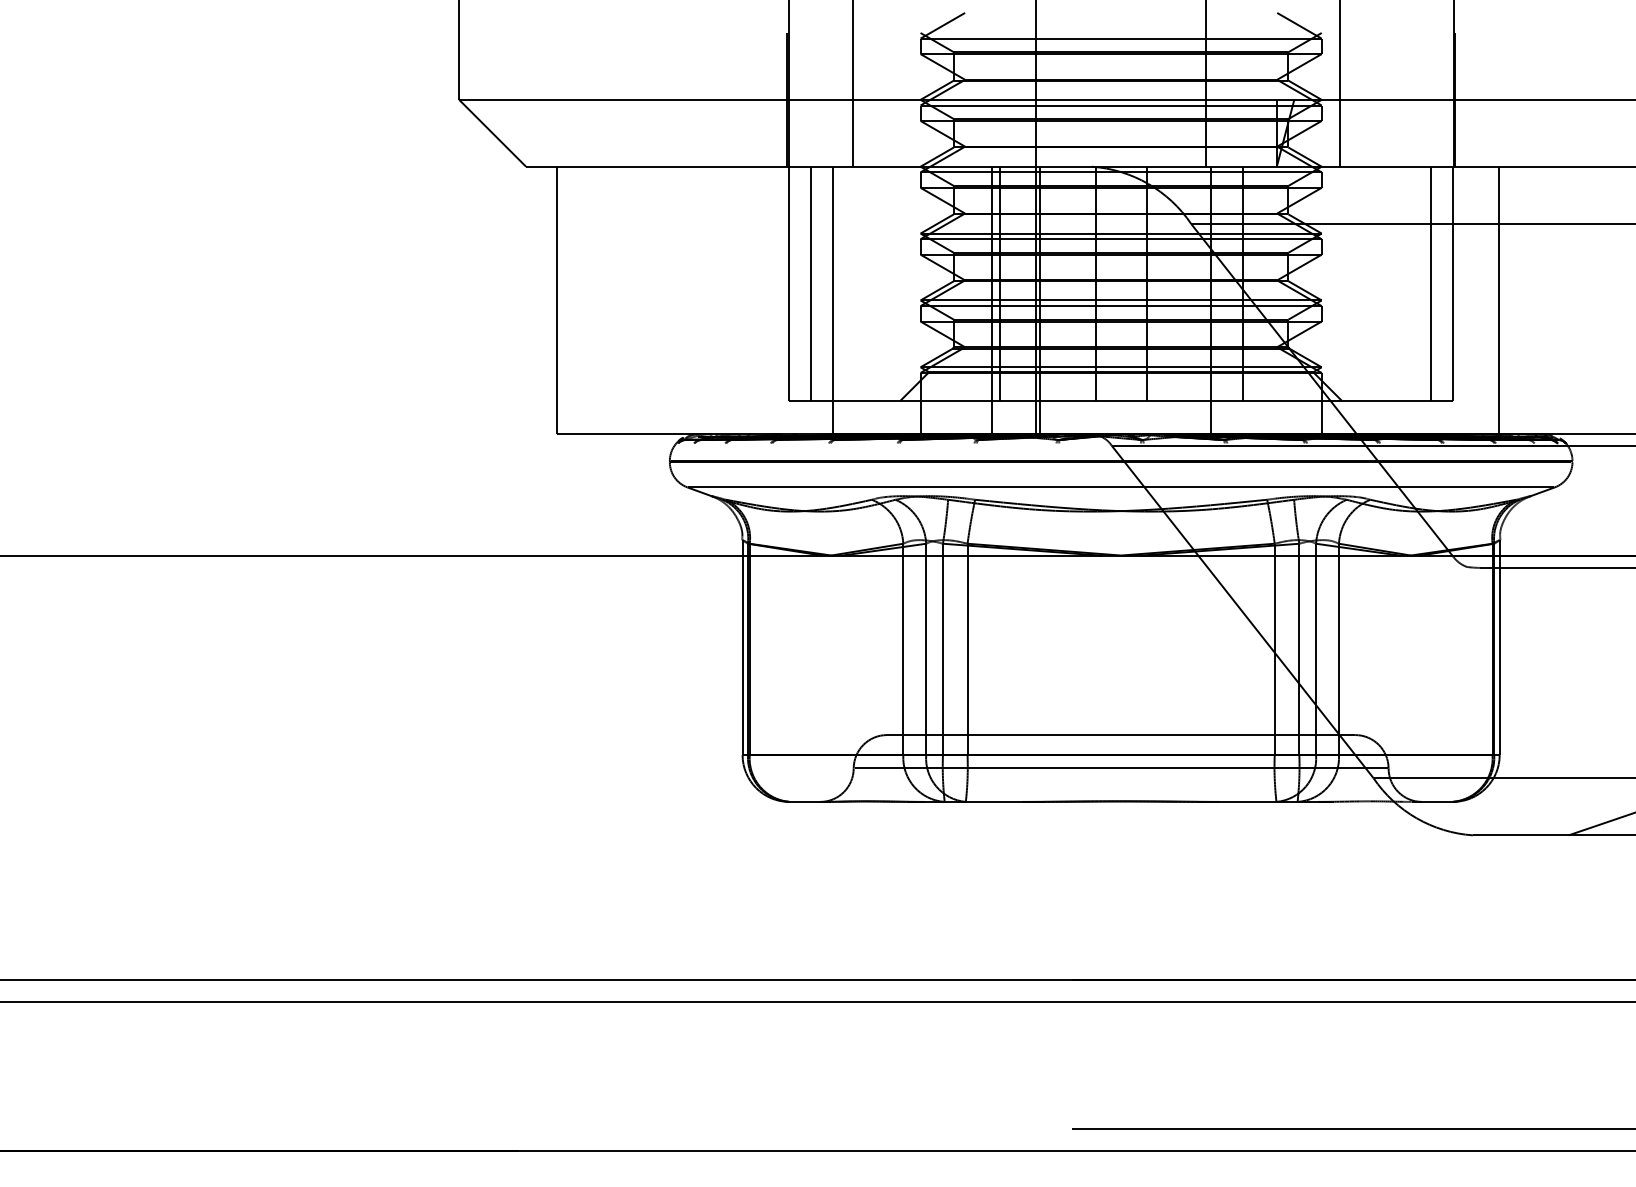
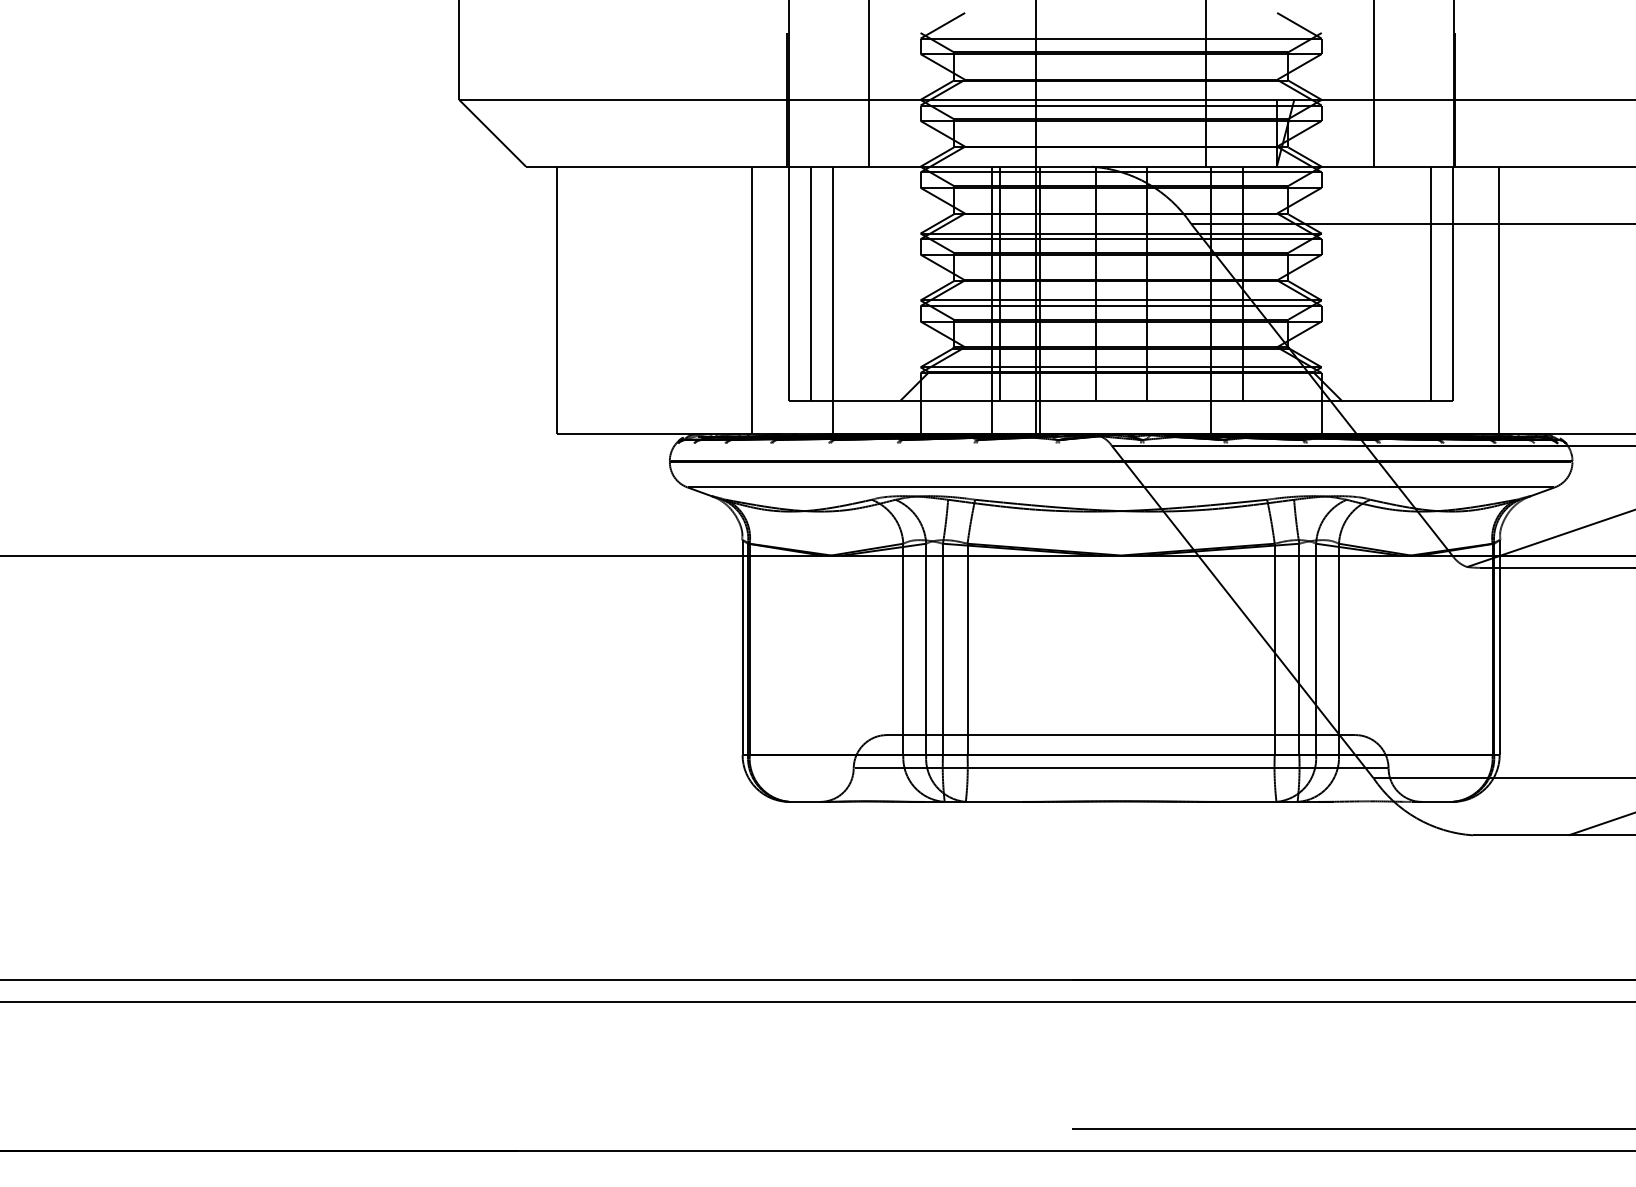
line position: (852, 84) -> (868, 84) (868, 84)
line position: (1339, 84) -> (1373, 84) (1373, 84)
line: none -> present (752, 300)
line: none -> present (1549, 538)
